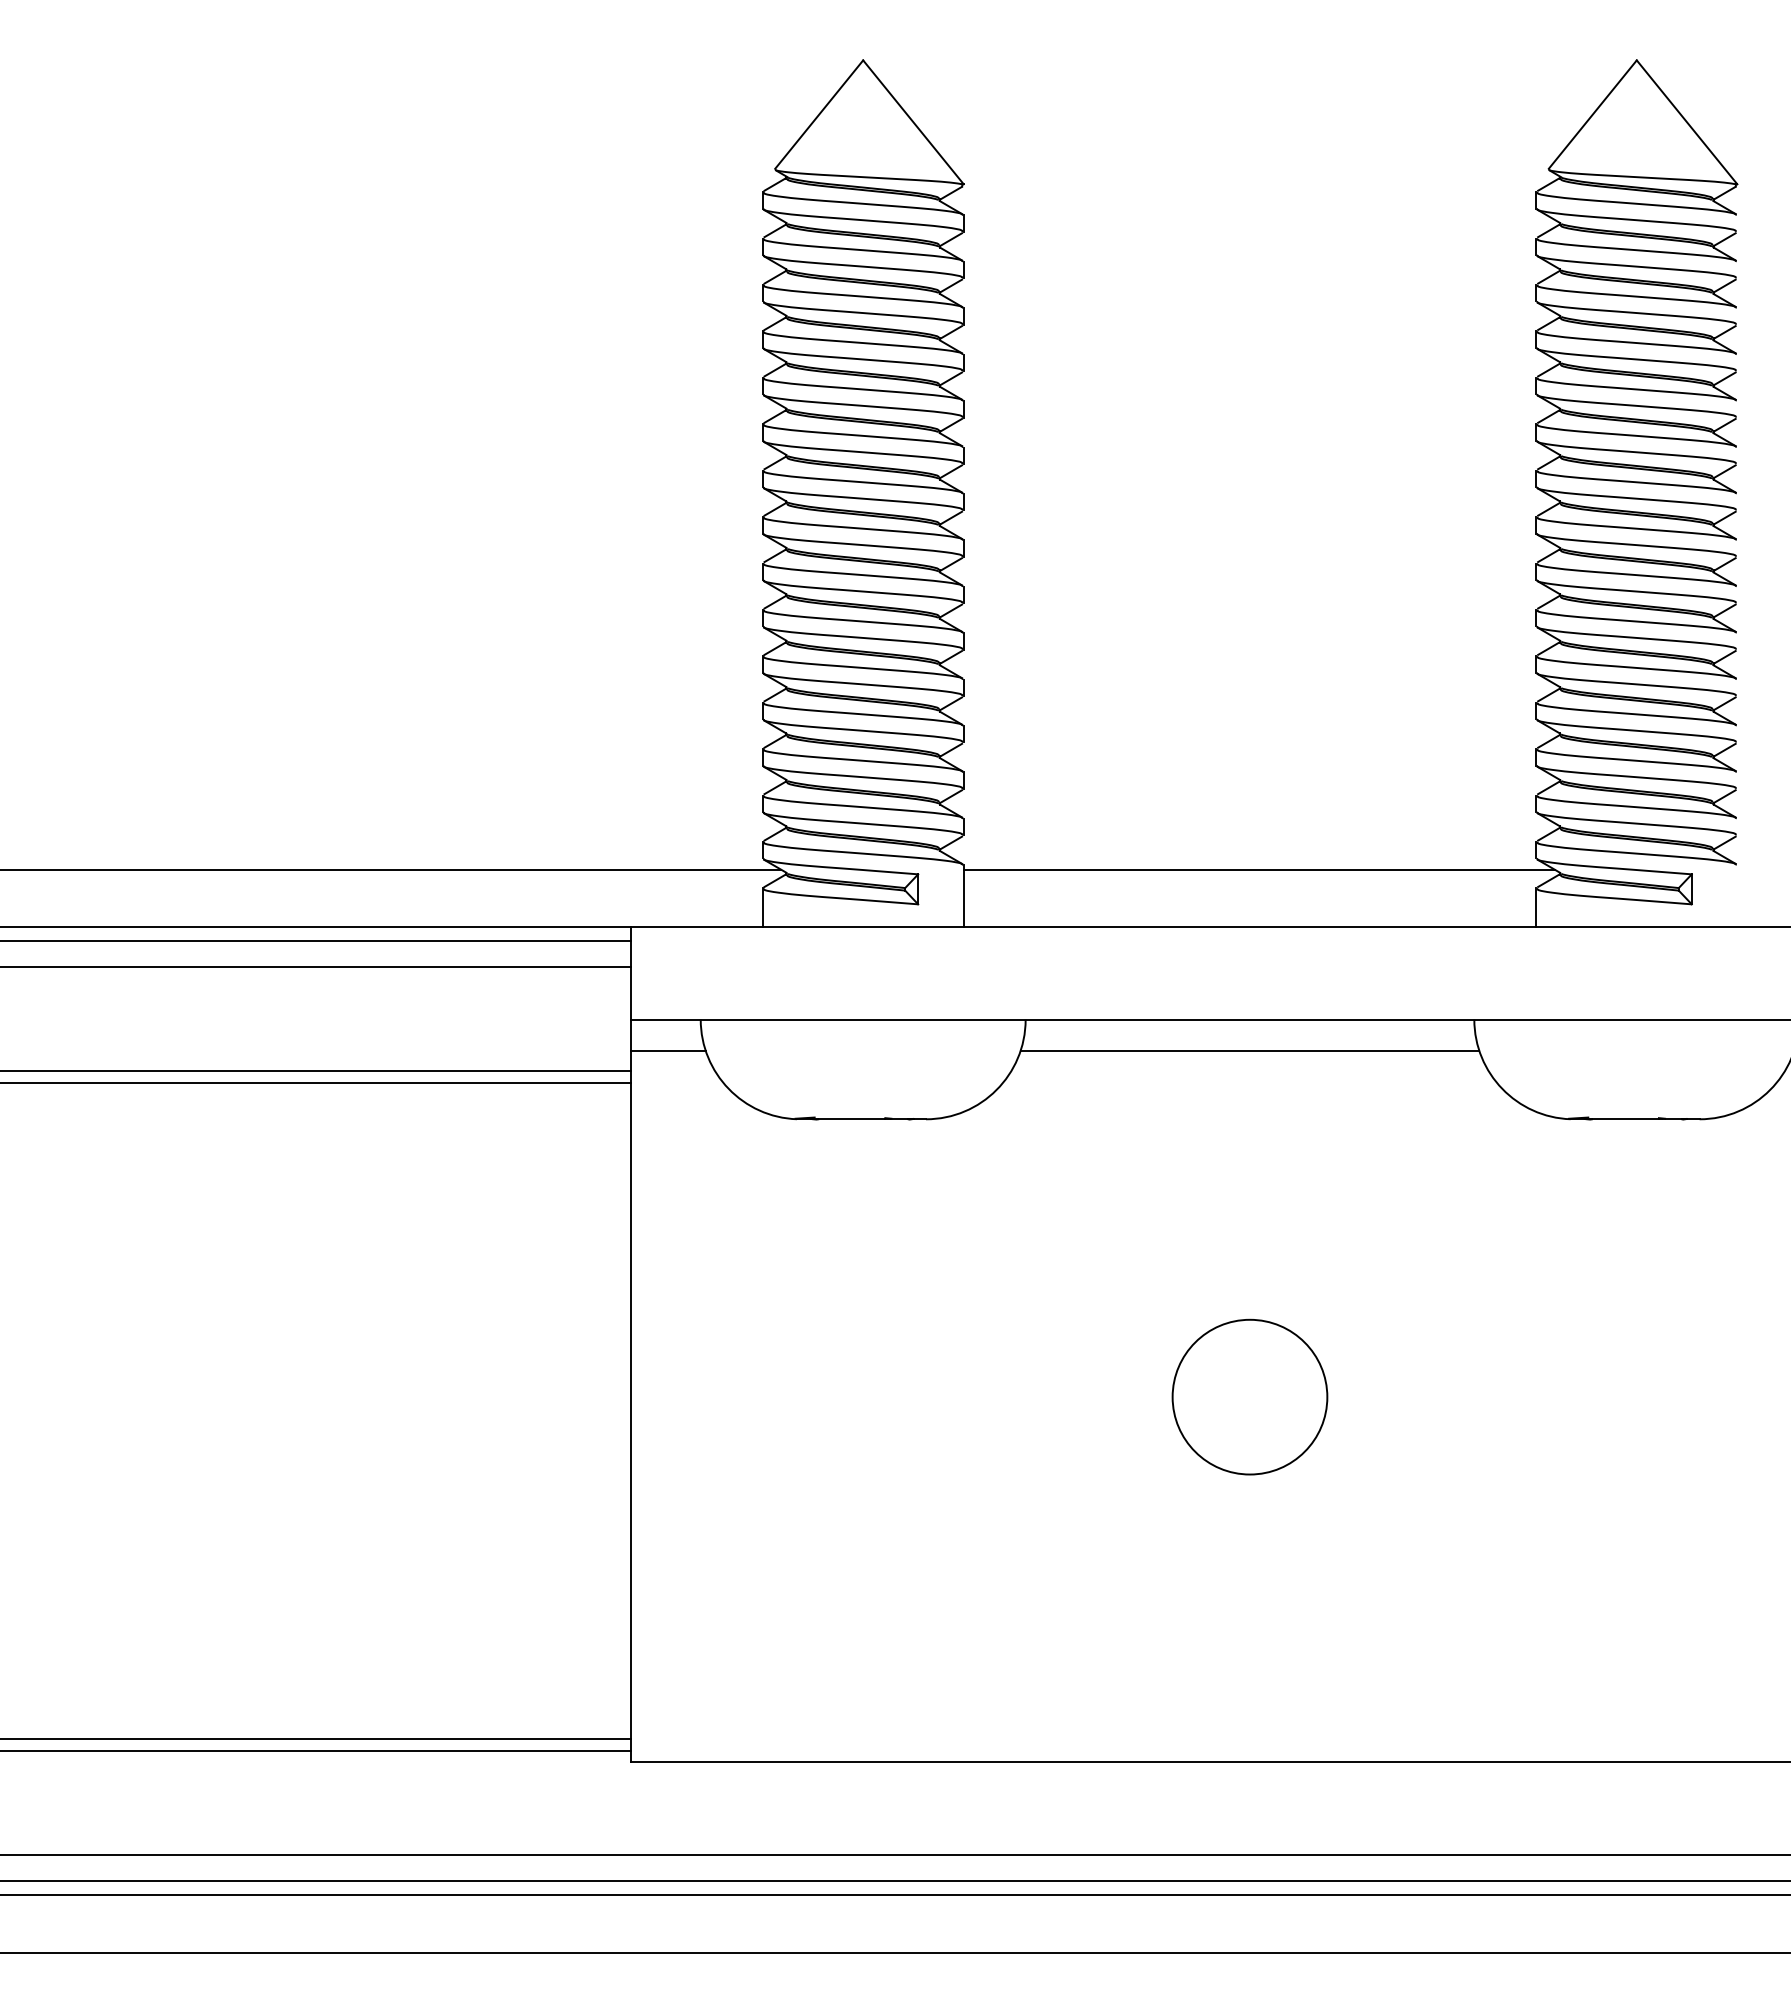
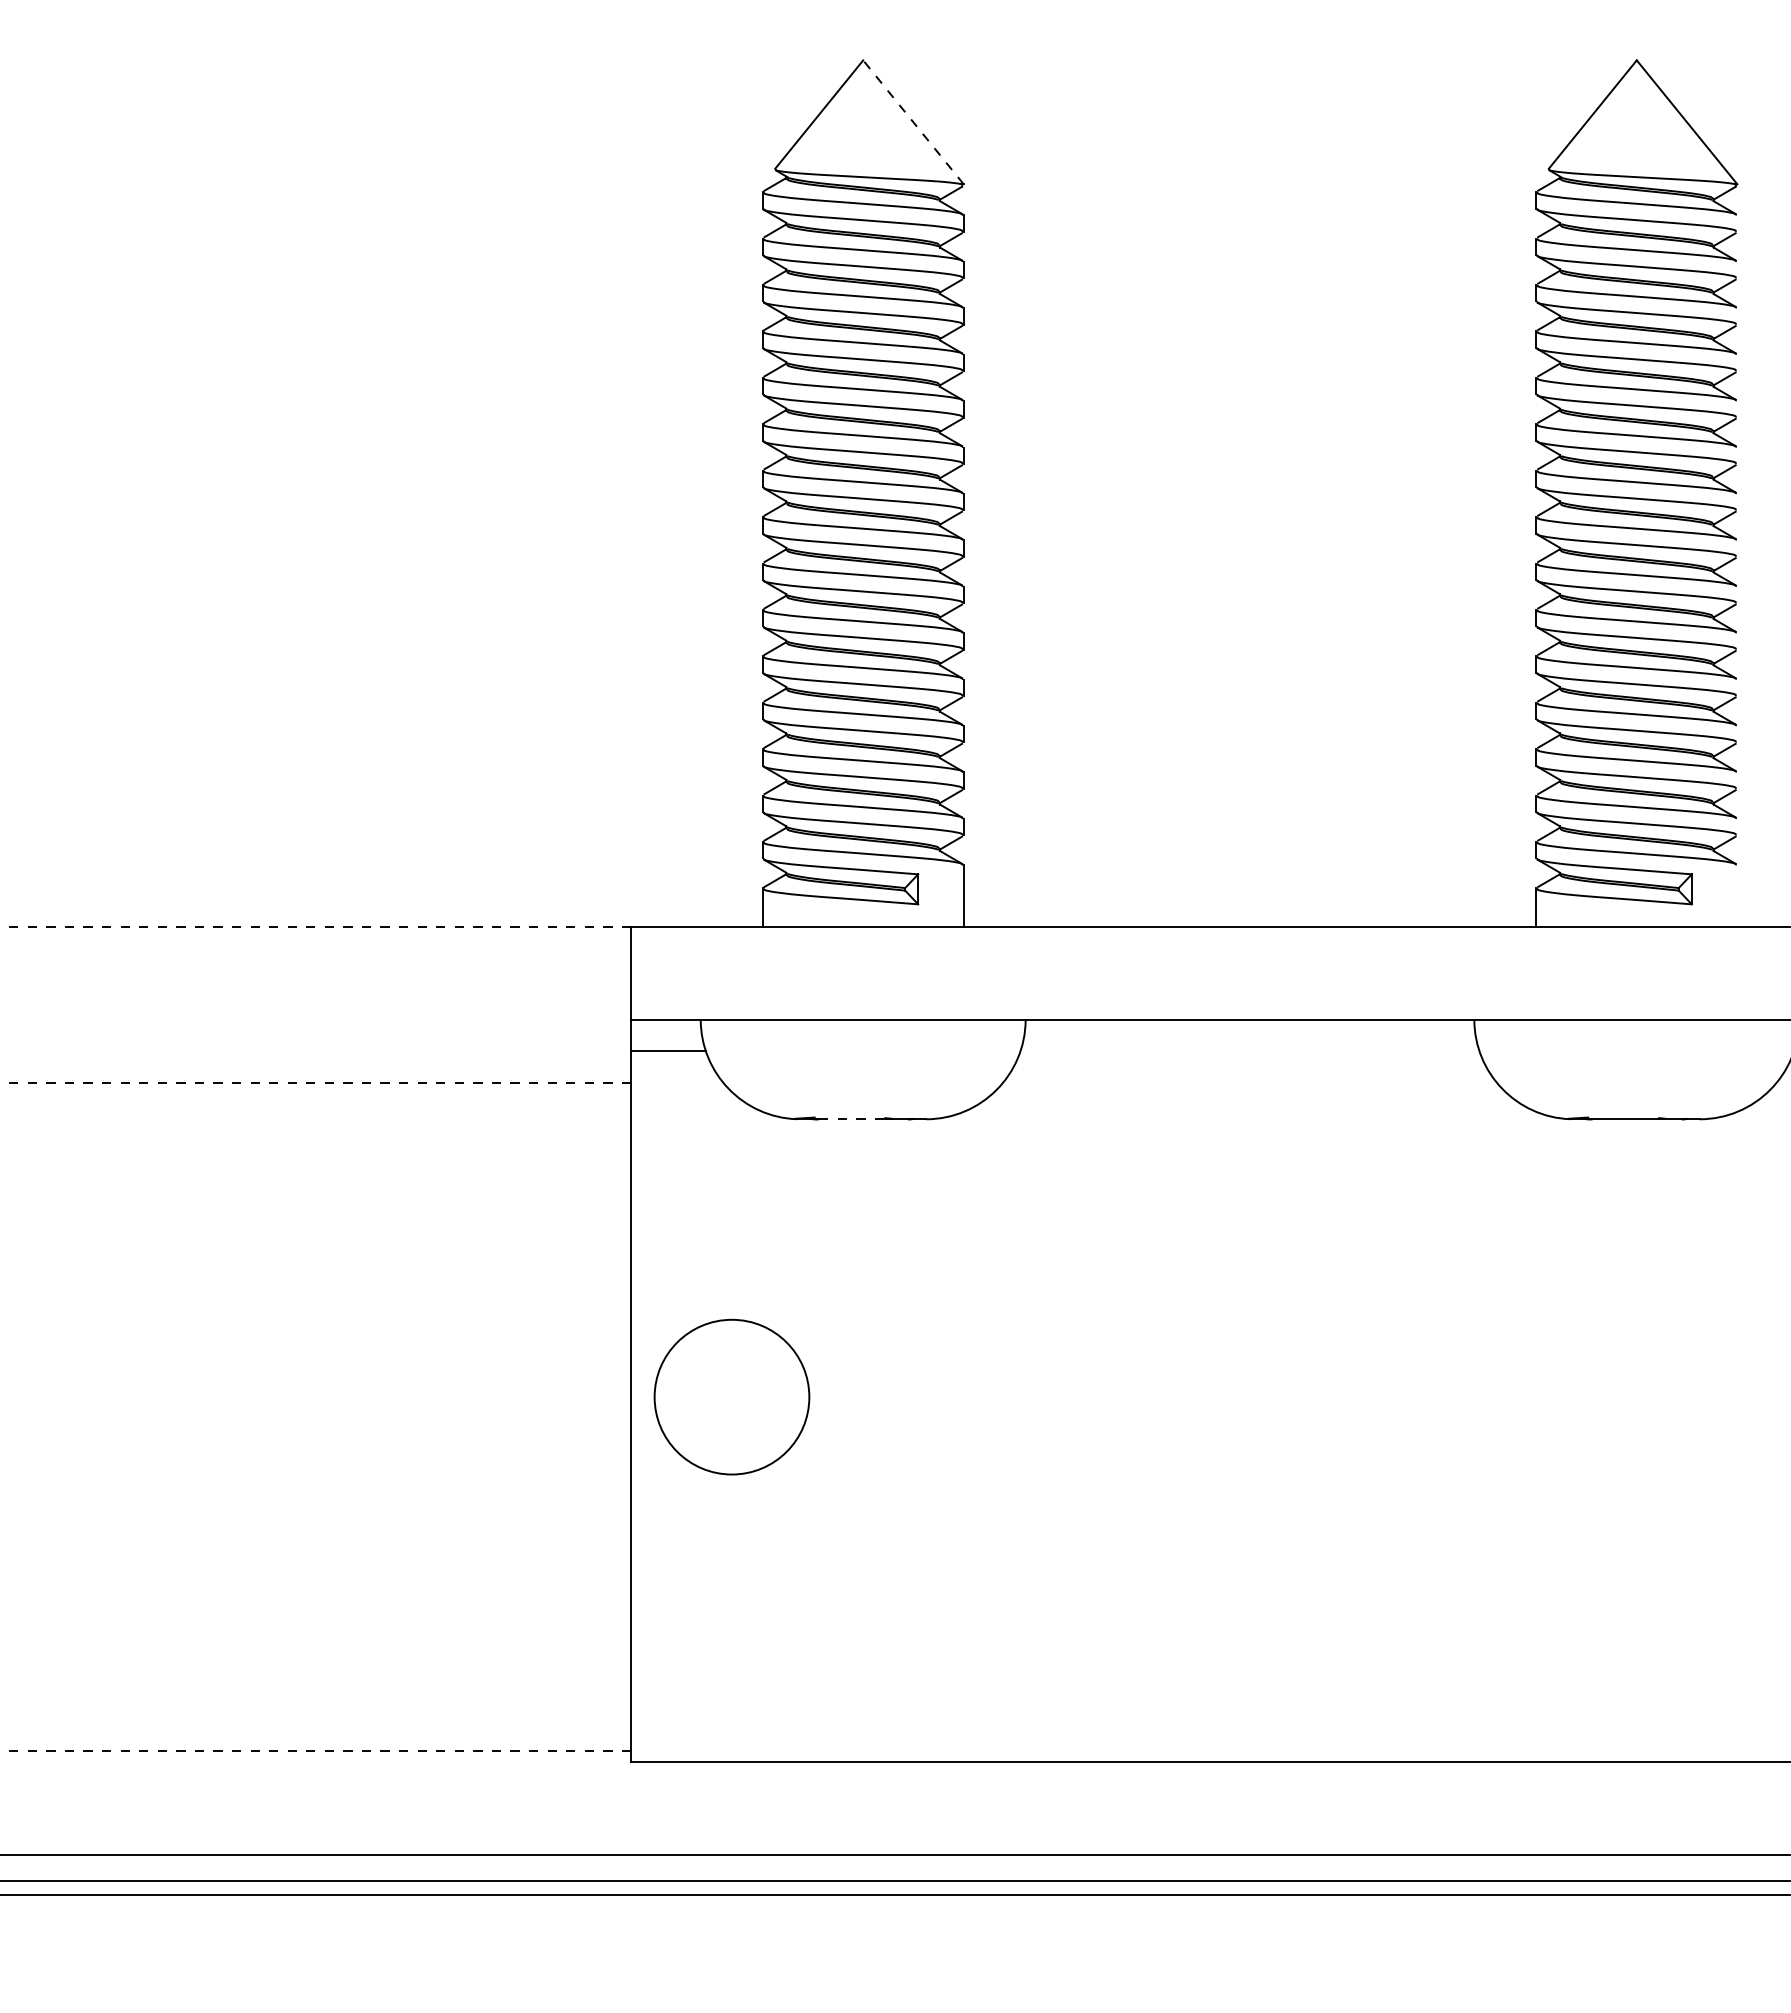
line: solid -> dashed (913, 122)
line: present -> none (391, 869)
line: present -> none (1258, 869)
line: solid -> dashed (316, 926)
line: present -> none (316, 940)
line: present -> none (316, 967)
line: present -> none (1249, 1050)
line: present -> none (316, 1070)
line: solid -> dashed (316, 1083)
line: solid -> dashed (852, 1119)
circle position: (1249, 1396) -> (731, 1396) (731, 1396)
line: present -> none (316, 1738)
line: solid -> dashed (316, 1751)
line: present -> none (894, 1952)
